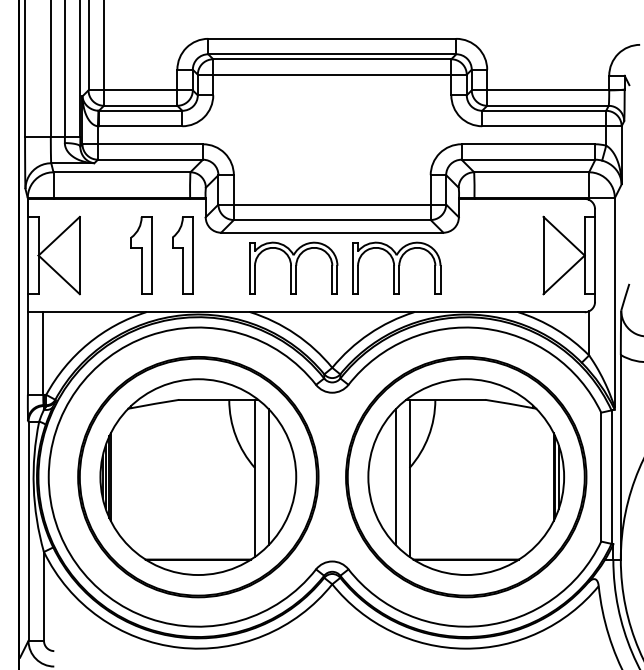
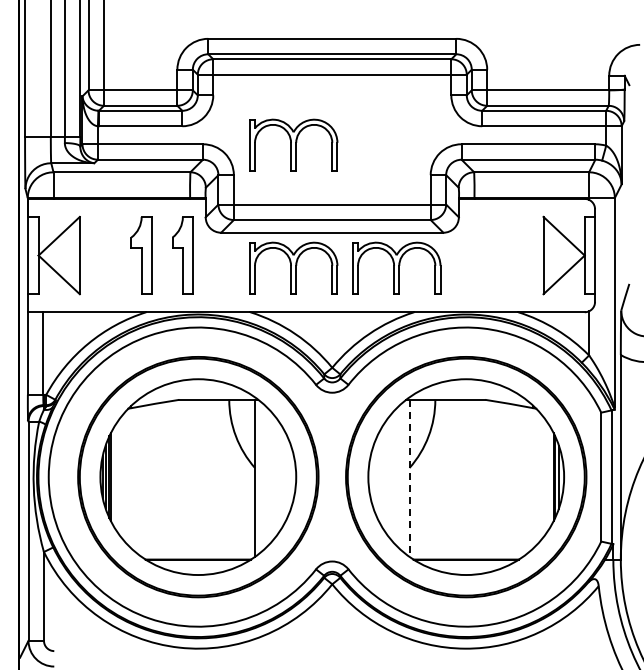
part: none -> present (293, 144)
line: present -> none (268, 476)
line: present -> none (395, 476)
line: solid -> dashed (409, 478)
